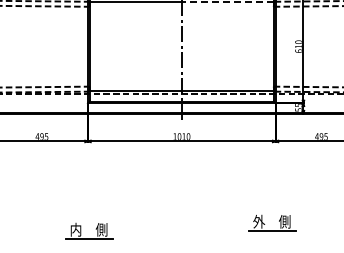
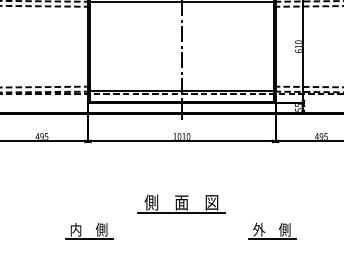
line: dashed -> solid (227, 2)
part: none -> present (181, 203)
part position: (279, 221) -> (279, 229) (279, 229)
